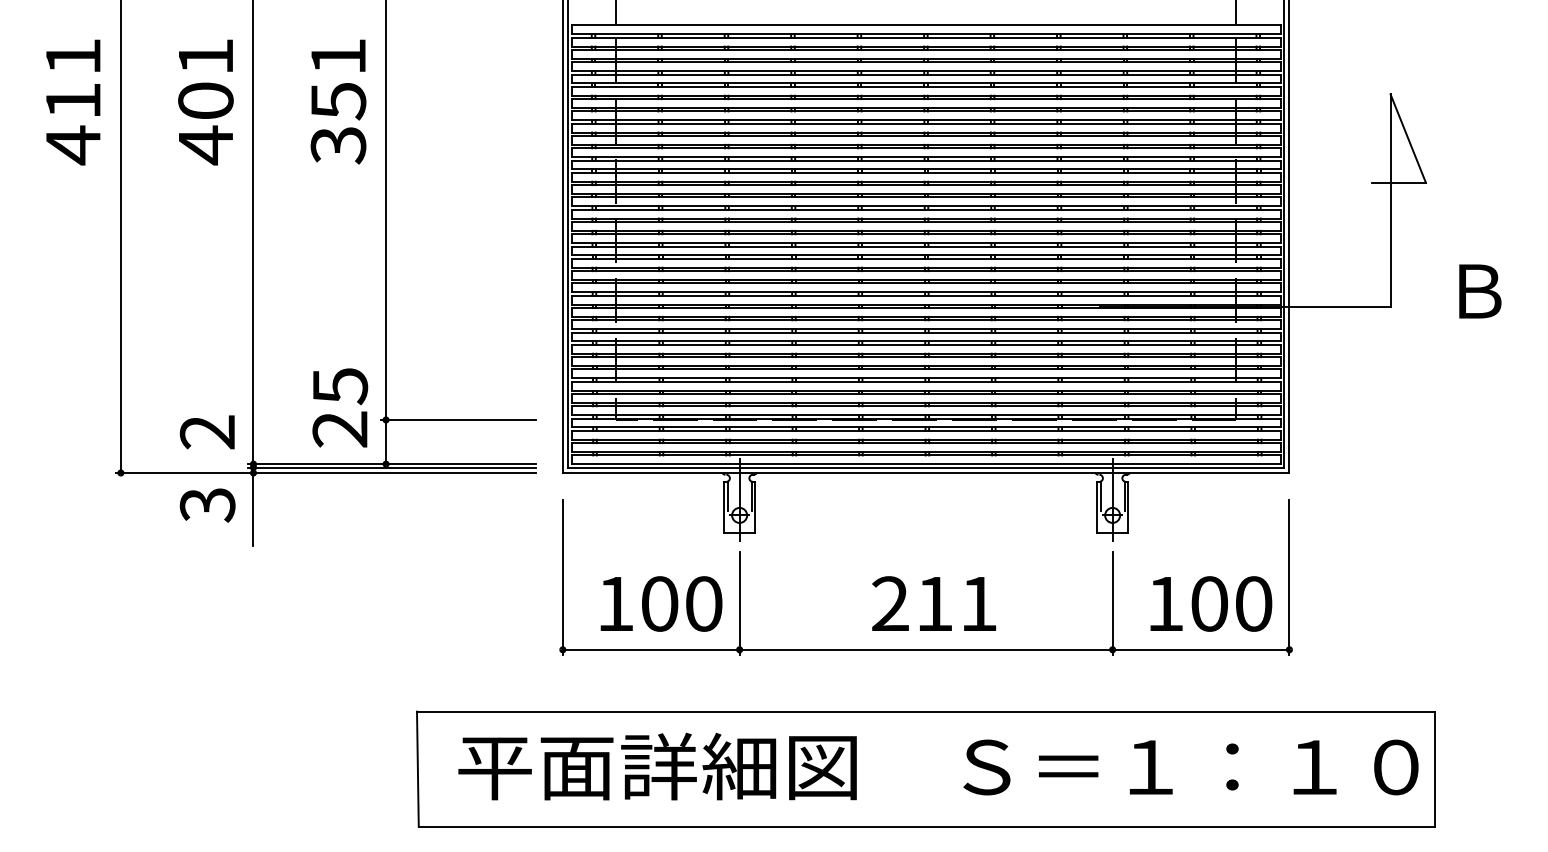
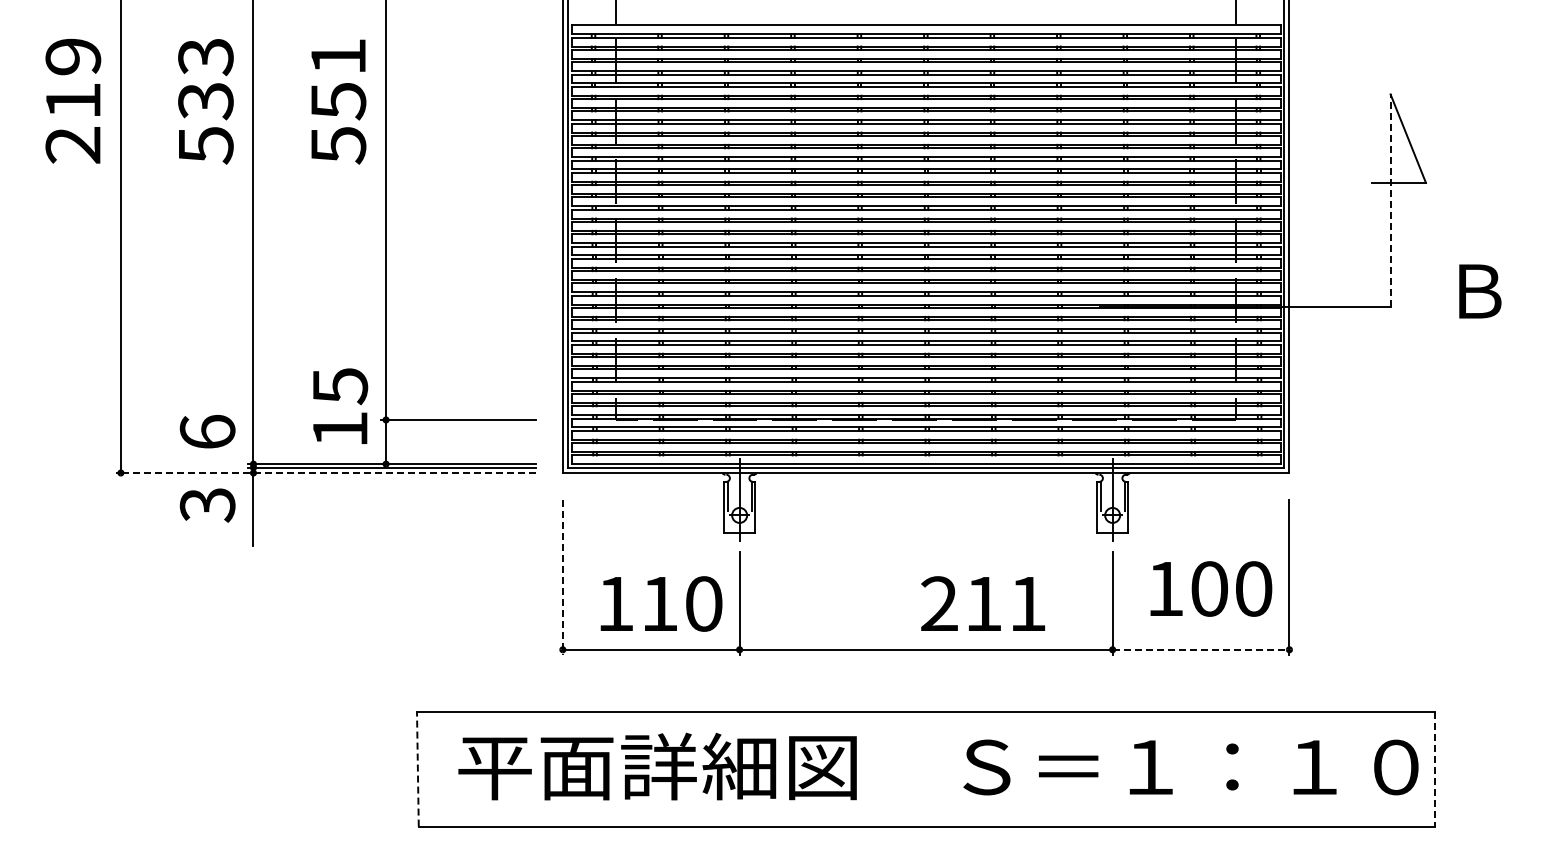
text: 411 -> 219 (73, 101)
text: 401 -> 533 (205, 102)
text: 351 -> 551 (337, 145)
line: solid -> dashed (1390, 200)
text: 25 -> 15 (339, 429)
text: 2 -> 6 (207, 432)
line: solid -> dashed (325, 473)
line: solid -> dashed (562, 577)
text: 100 -> 110 (660, 603)
text position: (933, 603) -> (982, 603) (982, 603)
text position: (1211, 603) -> (1211, 588) (1211, 588)
line: solid -> dashed (1201, 649)
line: solid -> dashed (417, 768)
line: solid -> dashed (1435, 769)
